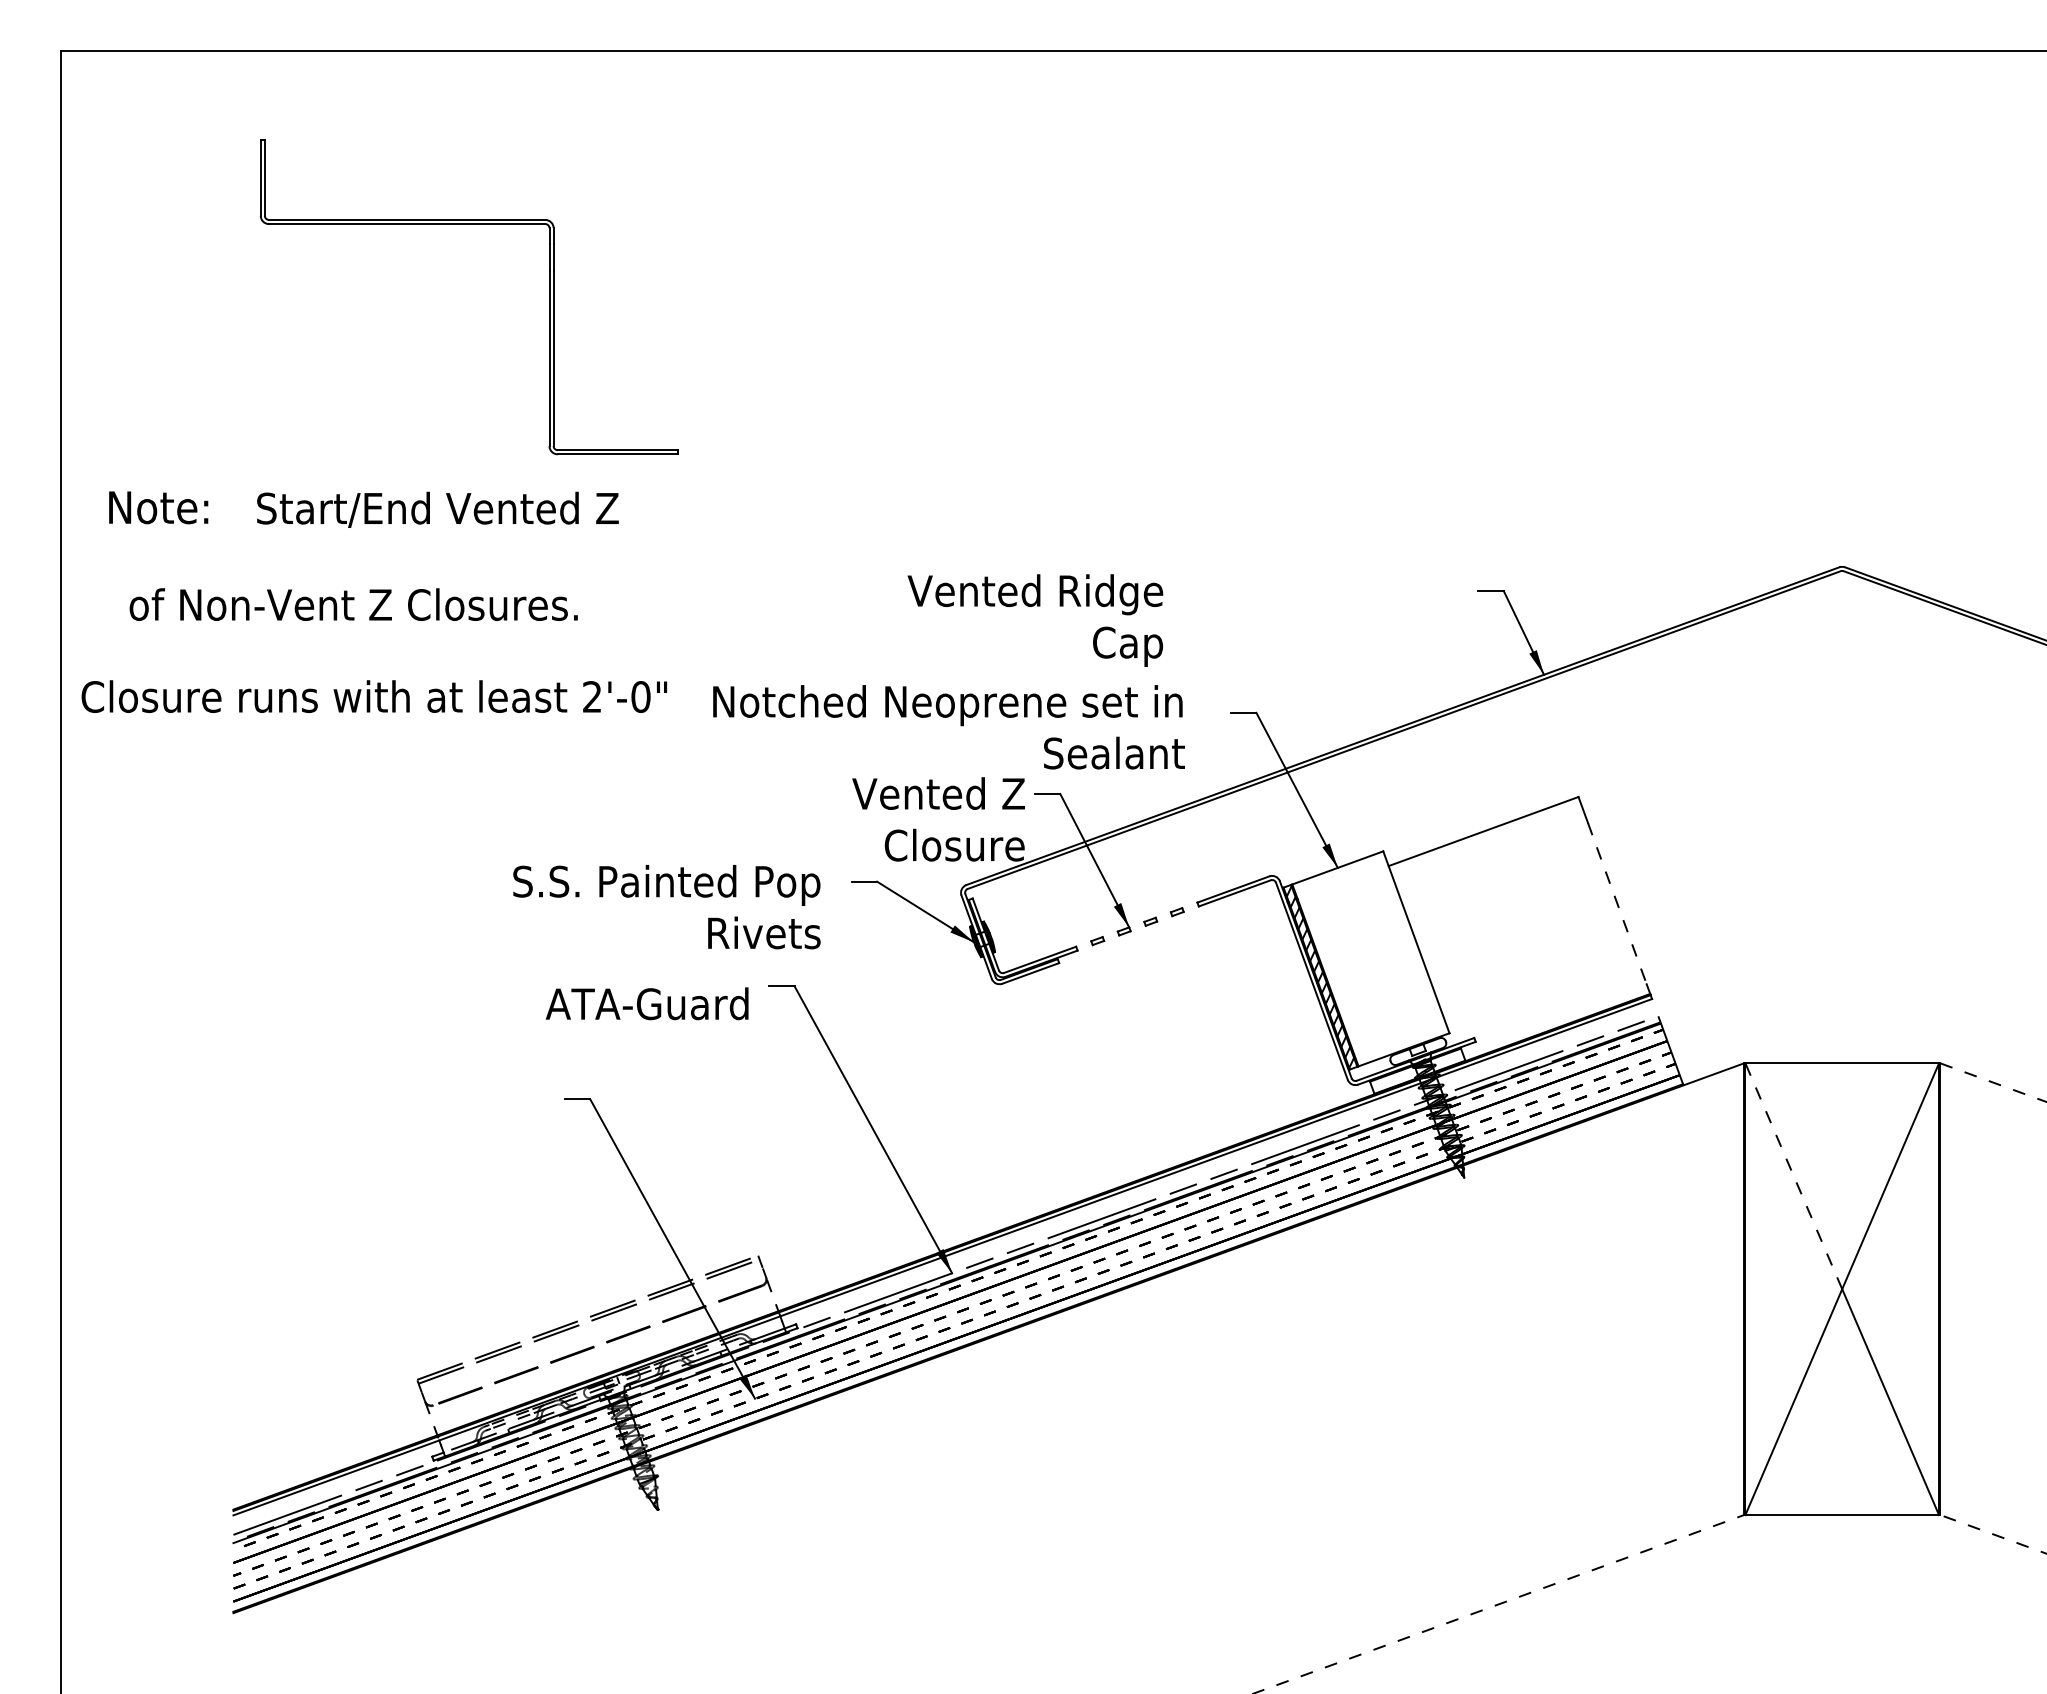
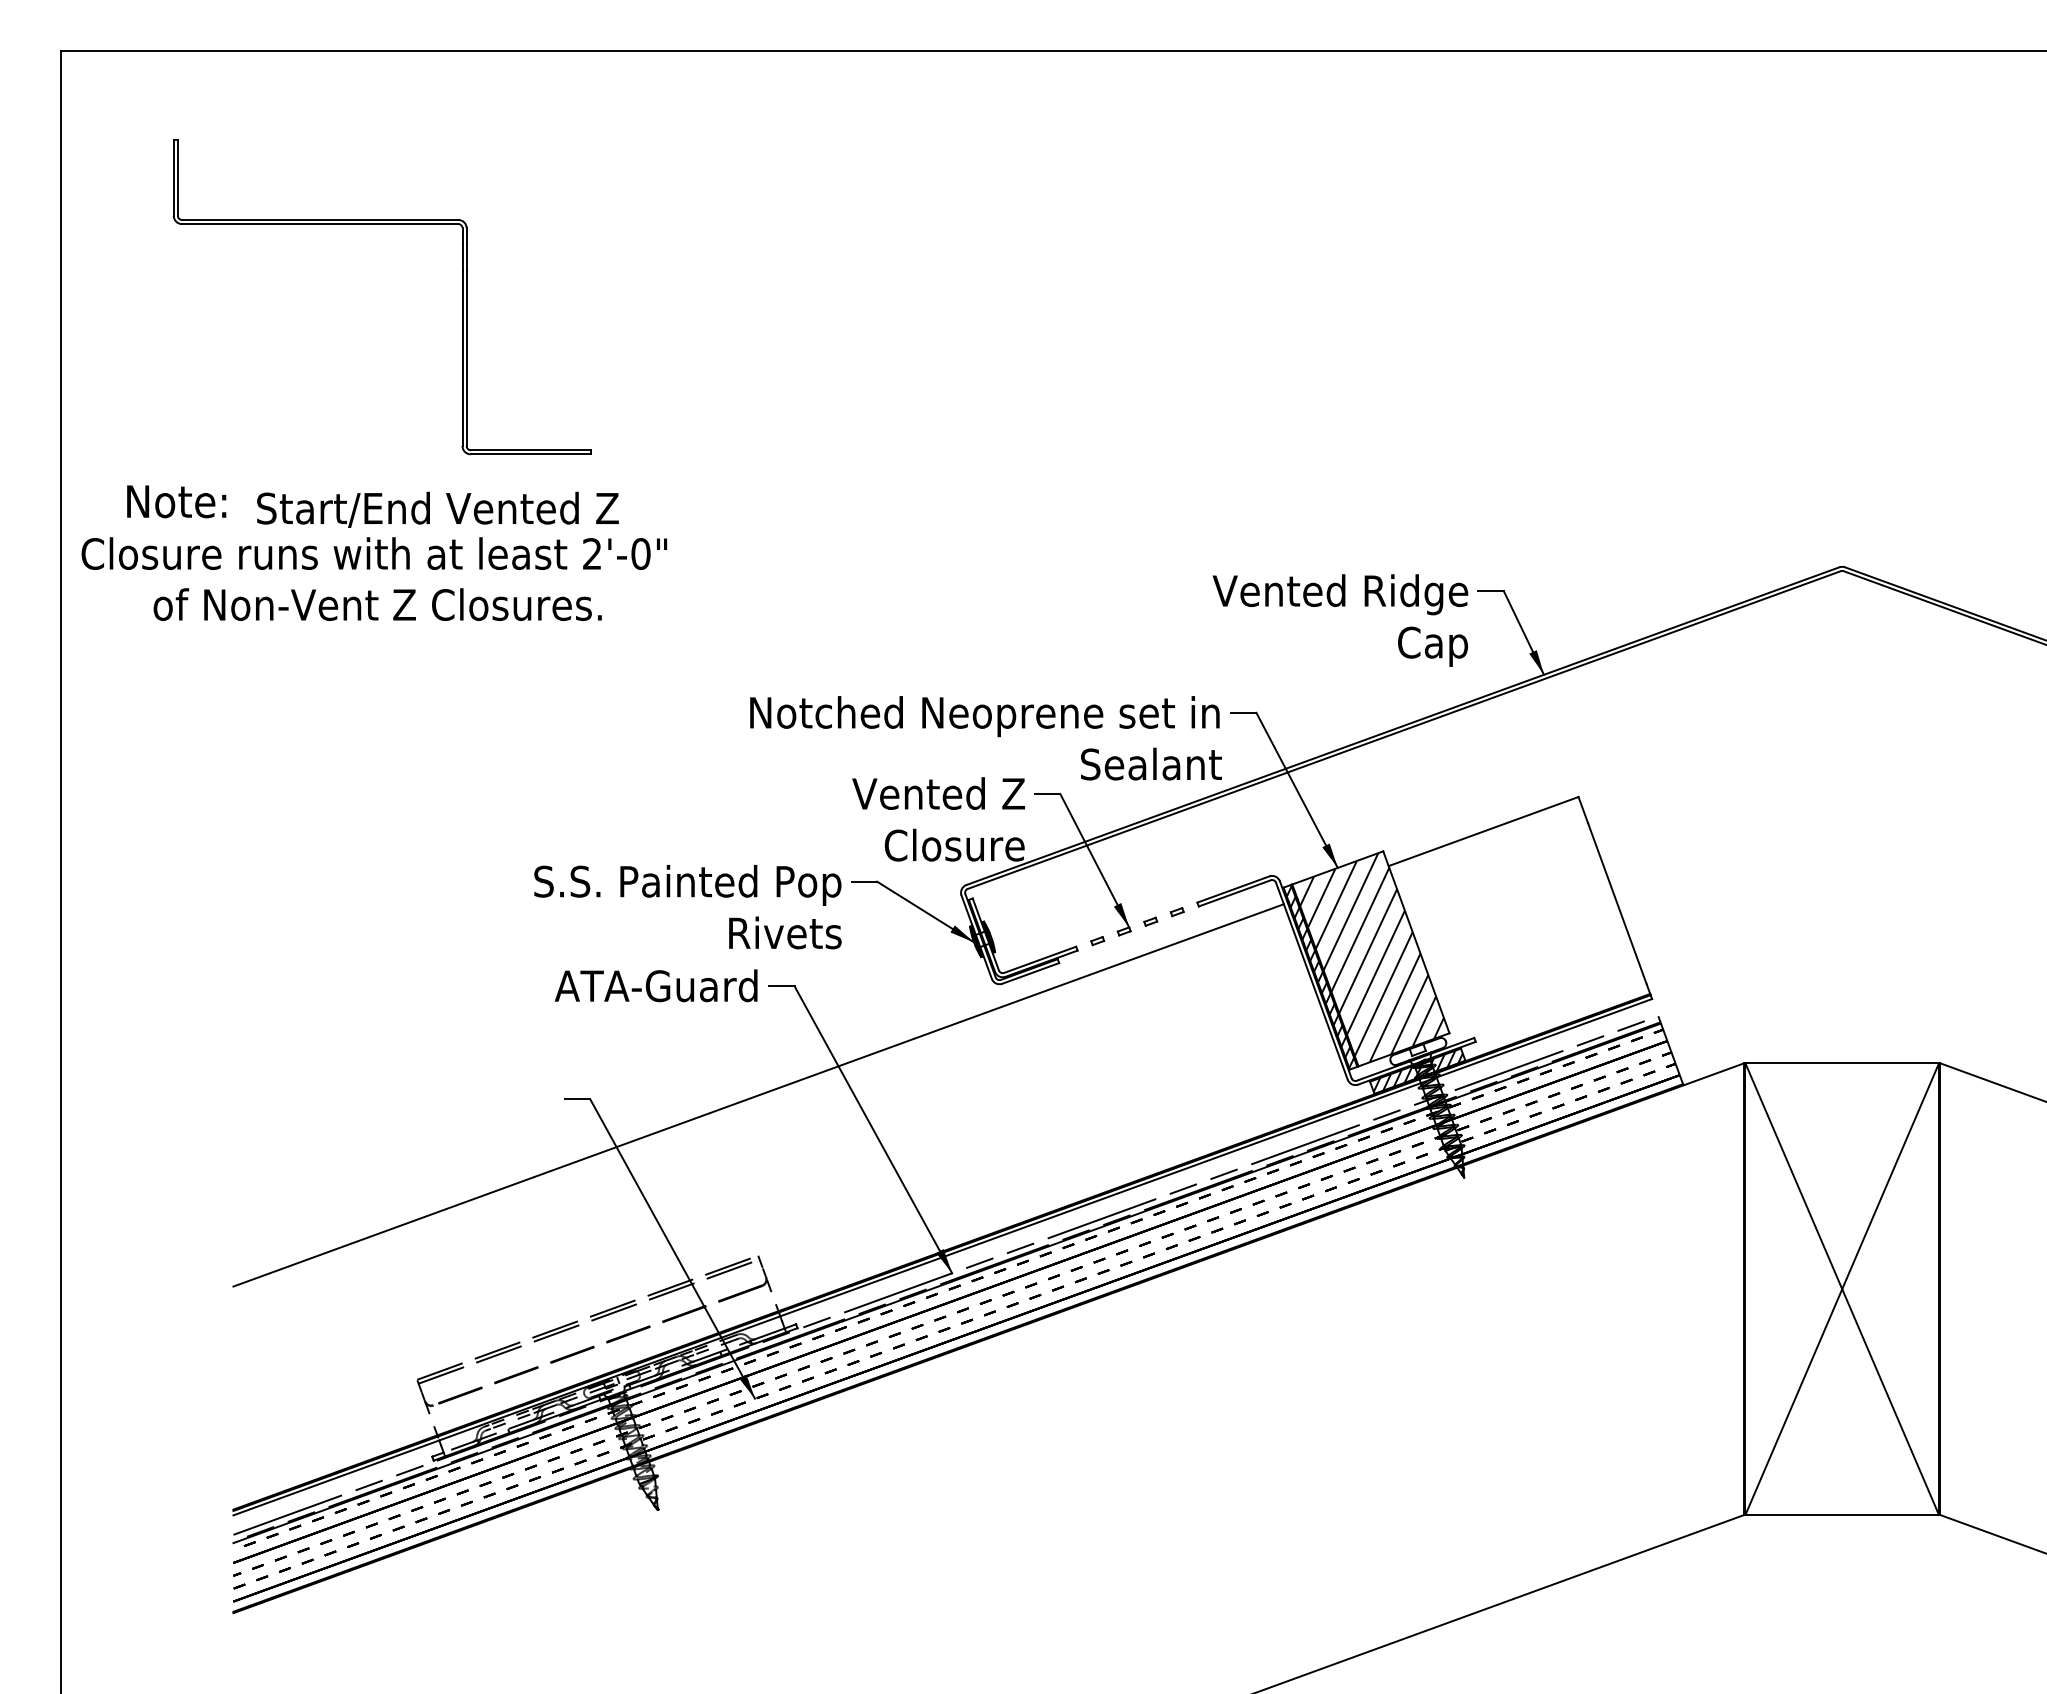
part position: (468, 224) -> (381, 224) (381, 224)
text position: (158, 507) -> (176, 501) (176, 501)
text position: (353, 604) -> (377, 604) (377, 604)
text position: (1035, 620) -> (1340, 620) (1340, 620)
text position: (374, 696) -> (374, 553) (374, 553)
text position: (948, 727) -> (985, 738) (985, 738)
line: dashed -> solid (1617, 903)
text position: (666, 907) -> (687, 907) (687, 907)
hatch: none -> present (1367, 957)
text position: (646, 1003) -> (655, 985) (655, 985)
hatch: none -> present (1417, 1070)
line: dashed -> solid (1993, 1082)
line: none -> present (758, 1095)
line: dashed -> solid (1793, 1176)
line: dashed -> solid (1992, 1534)
line: dashed -> solid (1498, 1604)
